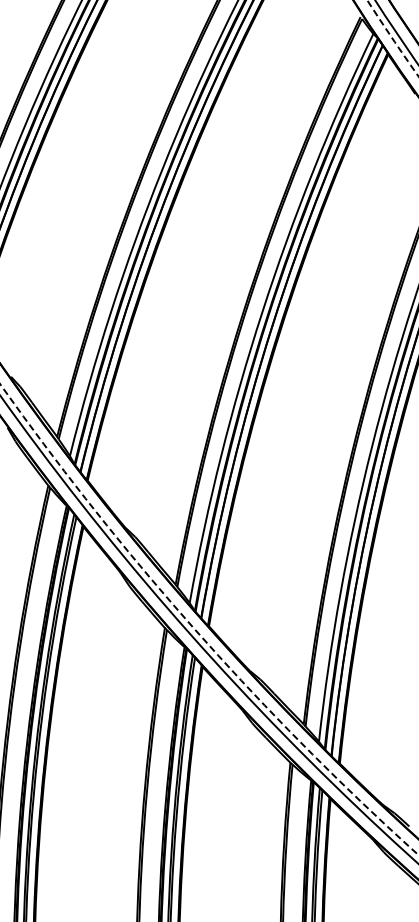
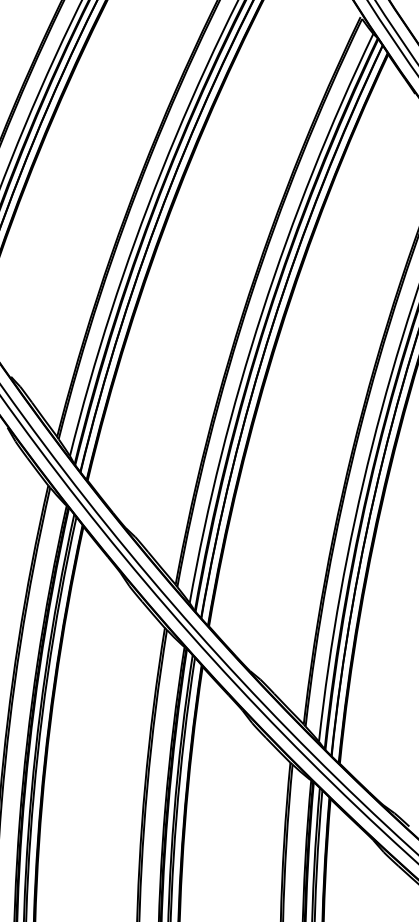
circle: dashed -> solid (392, 38)
circle: dashed -> solid (209, 619)
